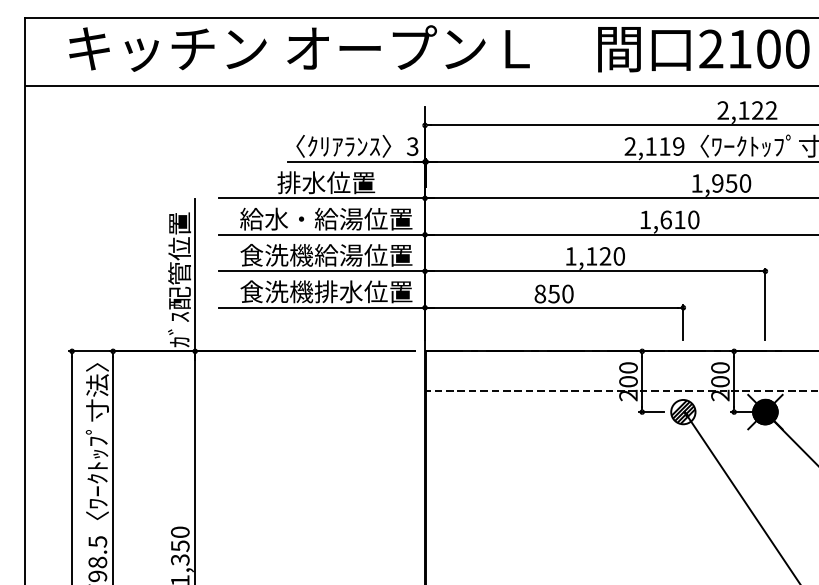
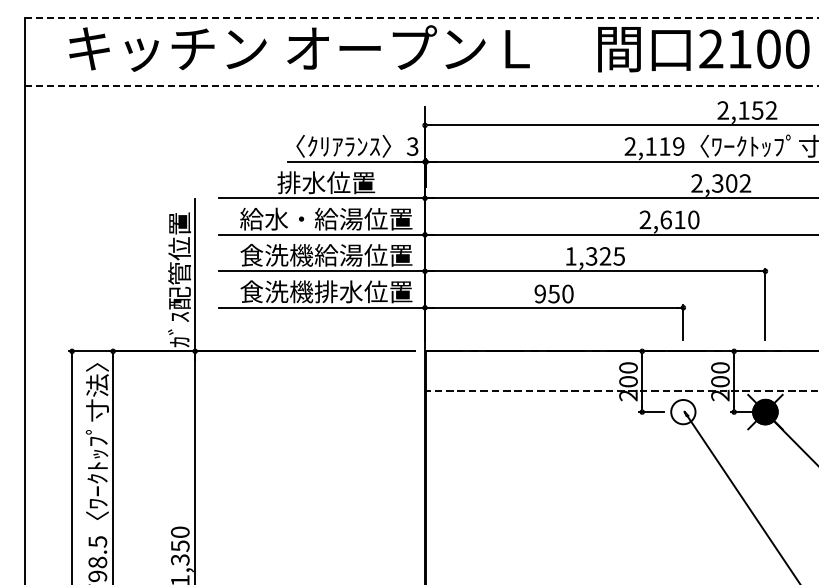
line: solid -> dashed (421, 17)
line: solid -> dashed (421, 86)
text: 2,122 -> 2,152 (757, 110)
text: 1,950 -> 2,302 (721, 183)
text: 1,610 -> 2,610 (645, 219)
text: 1,120 -> 1,325 (604, 256)
text: 850 -> 950 (540, 293)
hatch: present -> none (683, 411)
